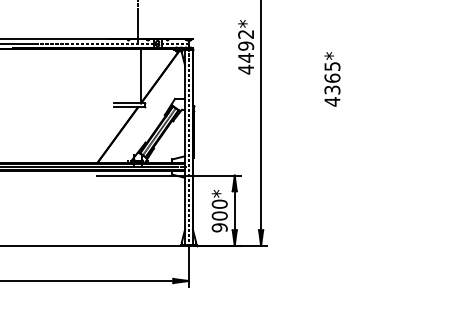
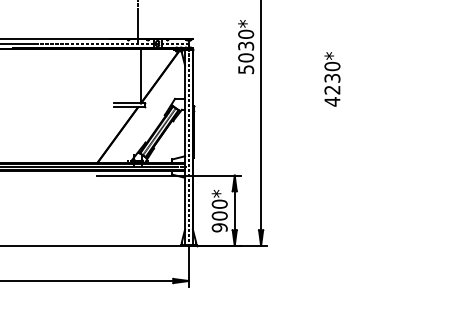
text: 4492* -> 5030* (246, 51)
text: 4365* -> 4230* (332, 77)
